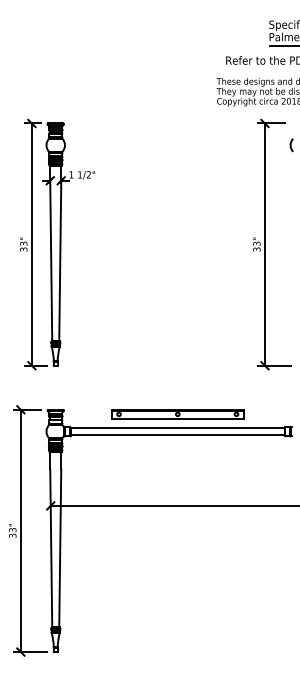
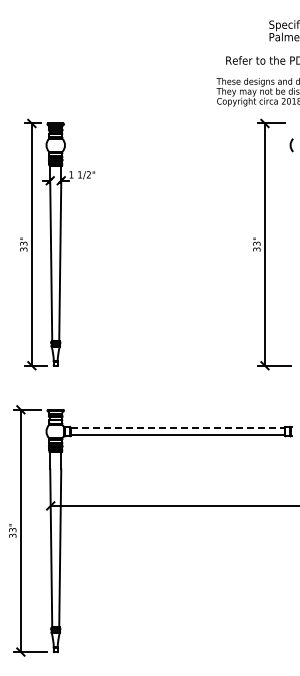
line: present -> none (282, 45)
part: present -> none (177, 414)
line: solid -> dashed (178, 427)
